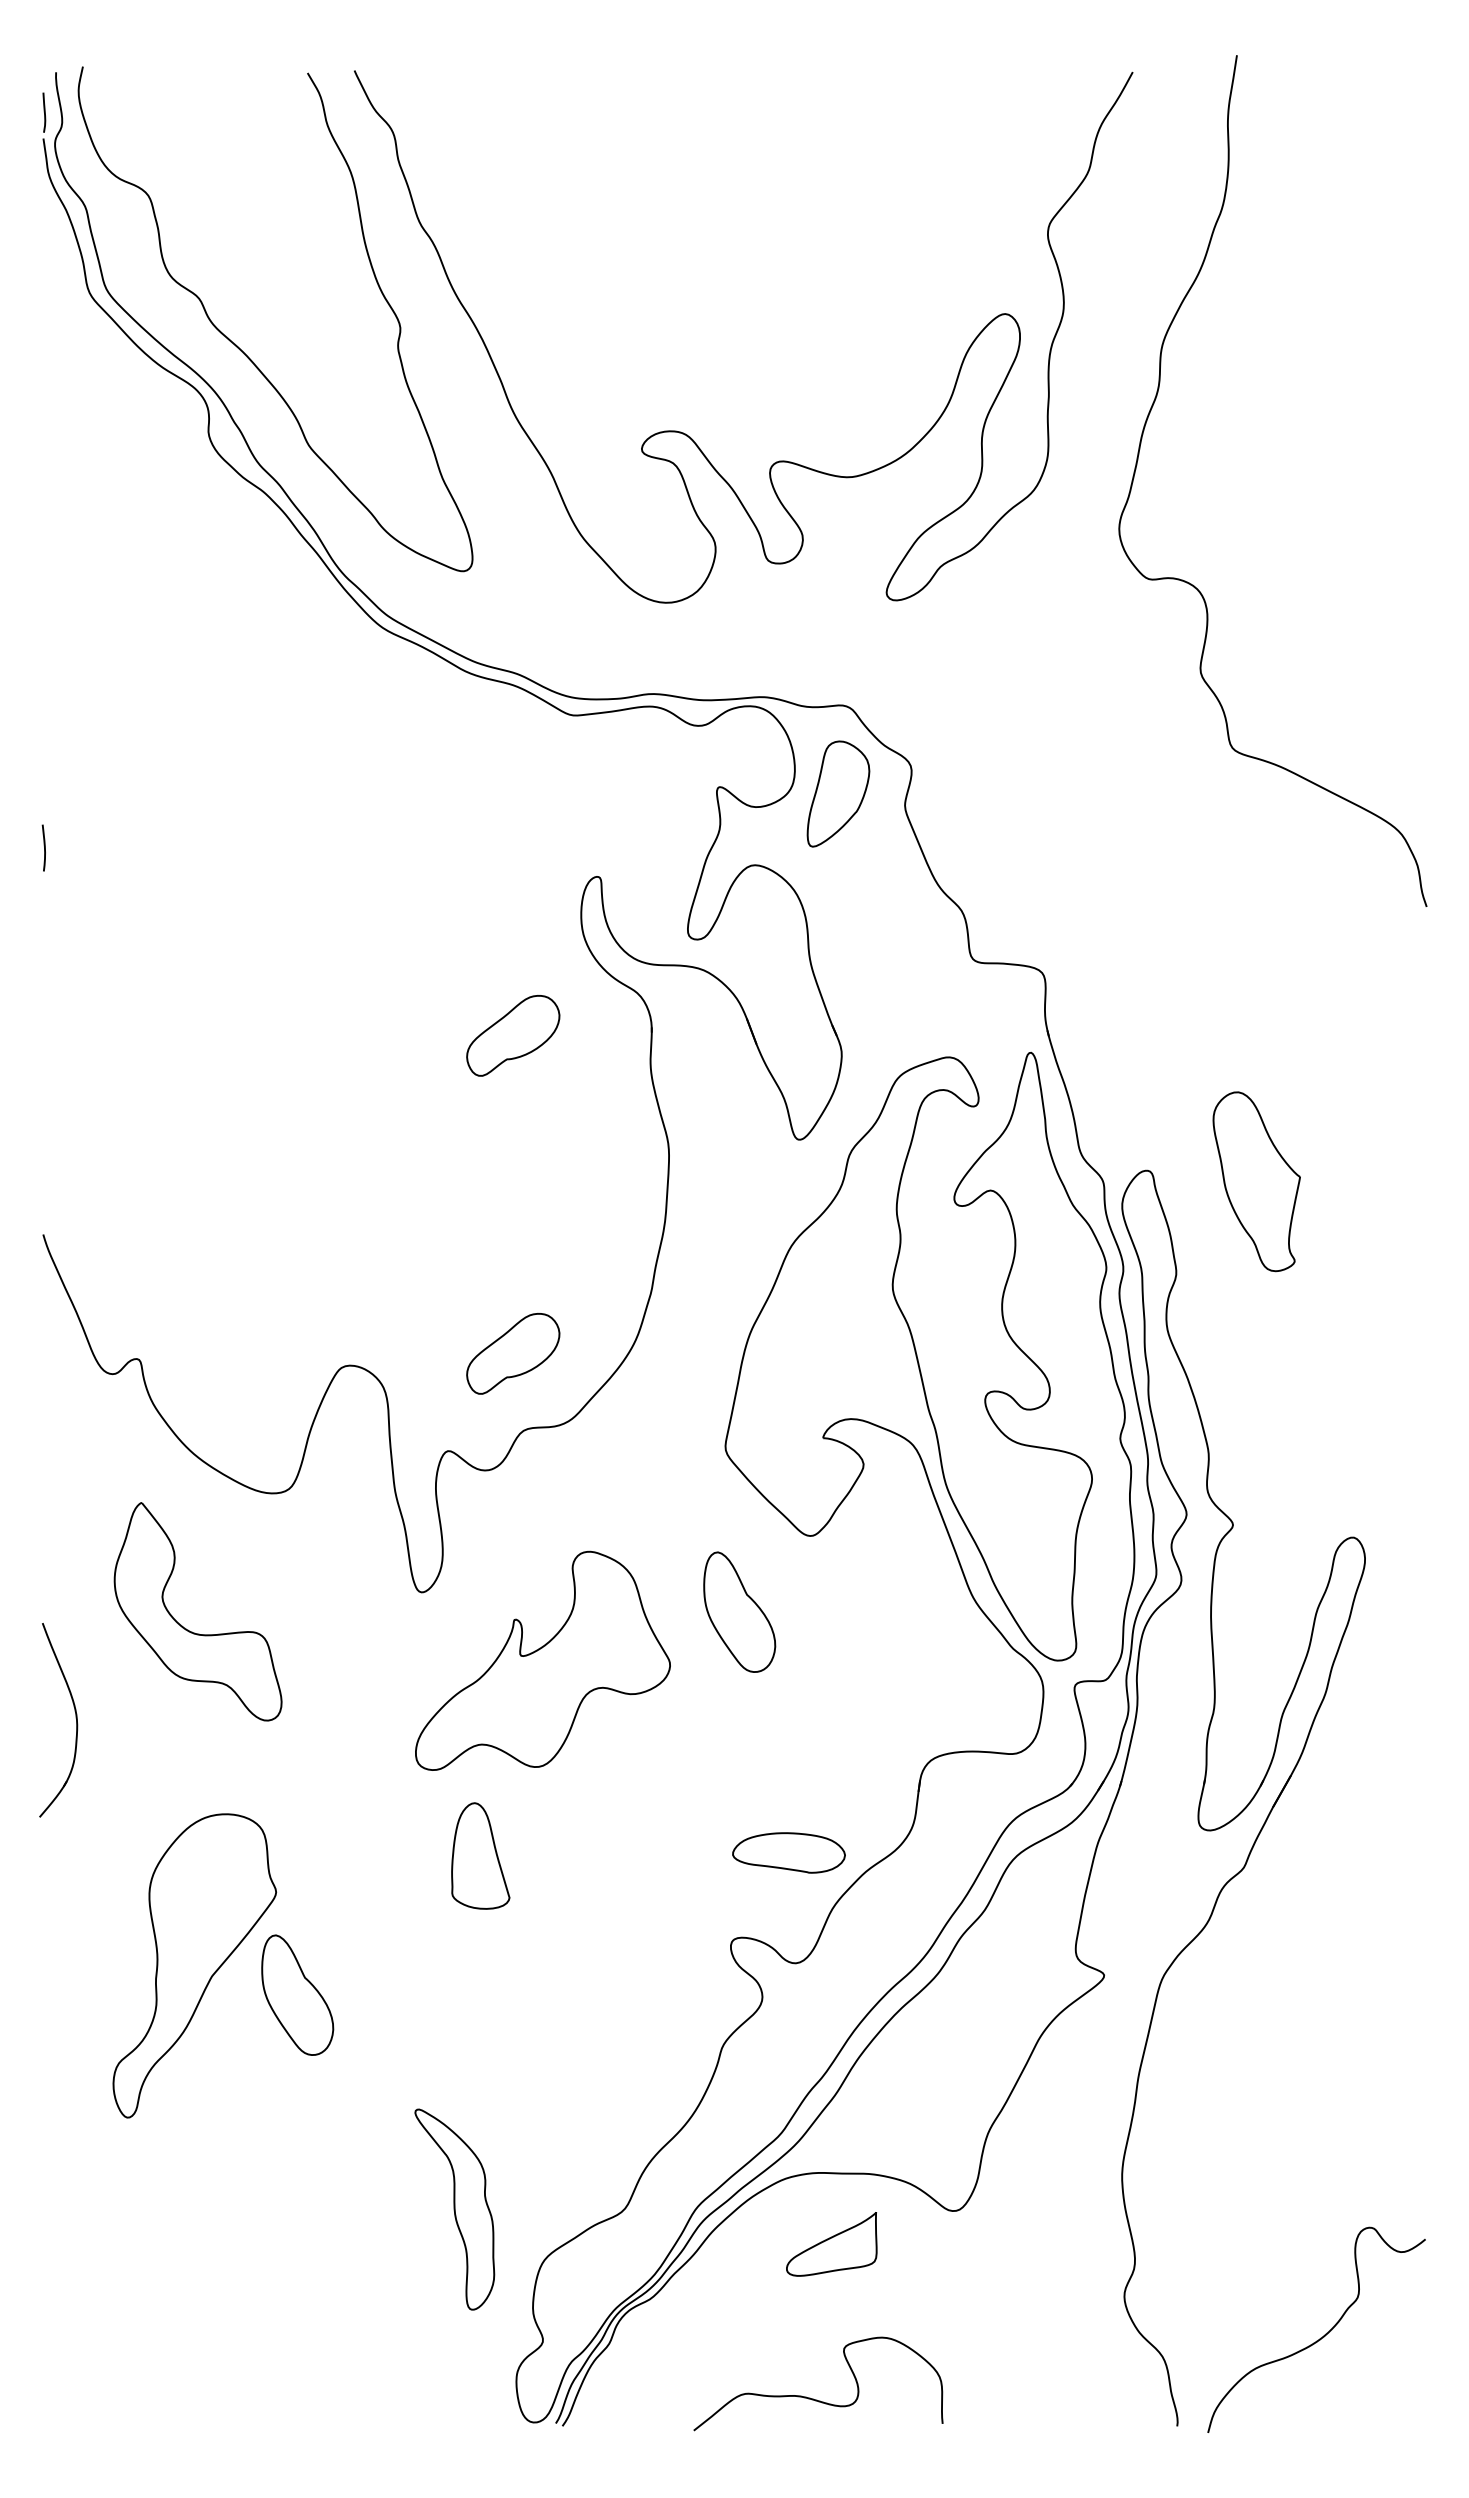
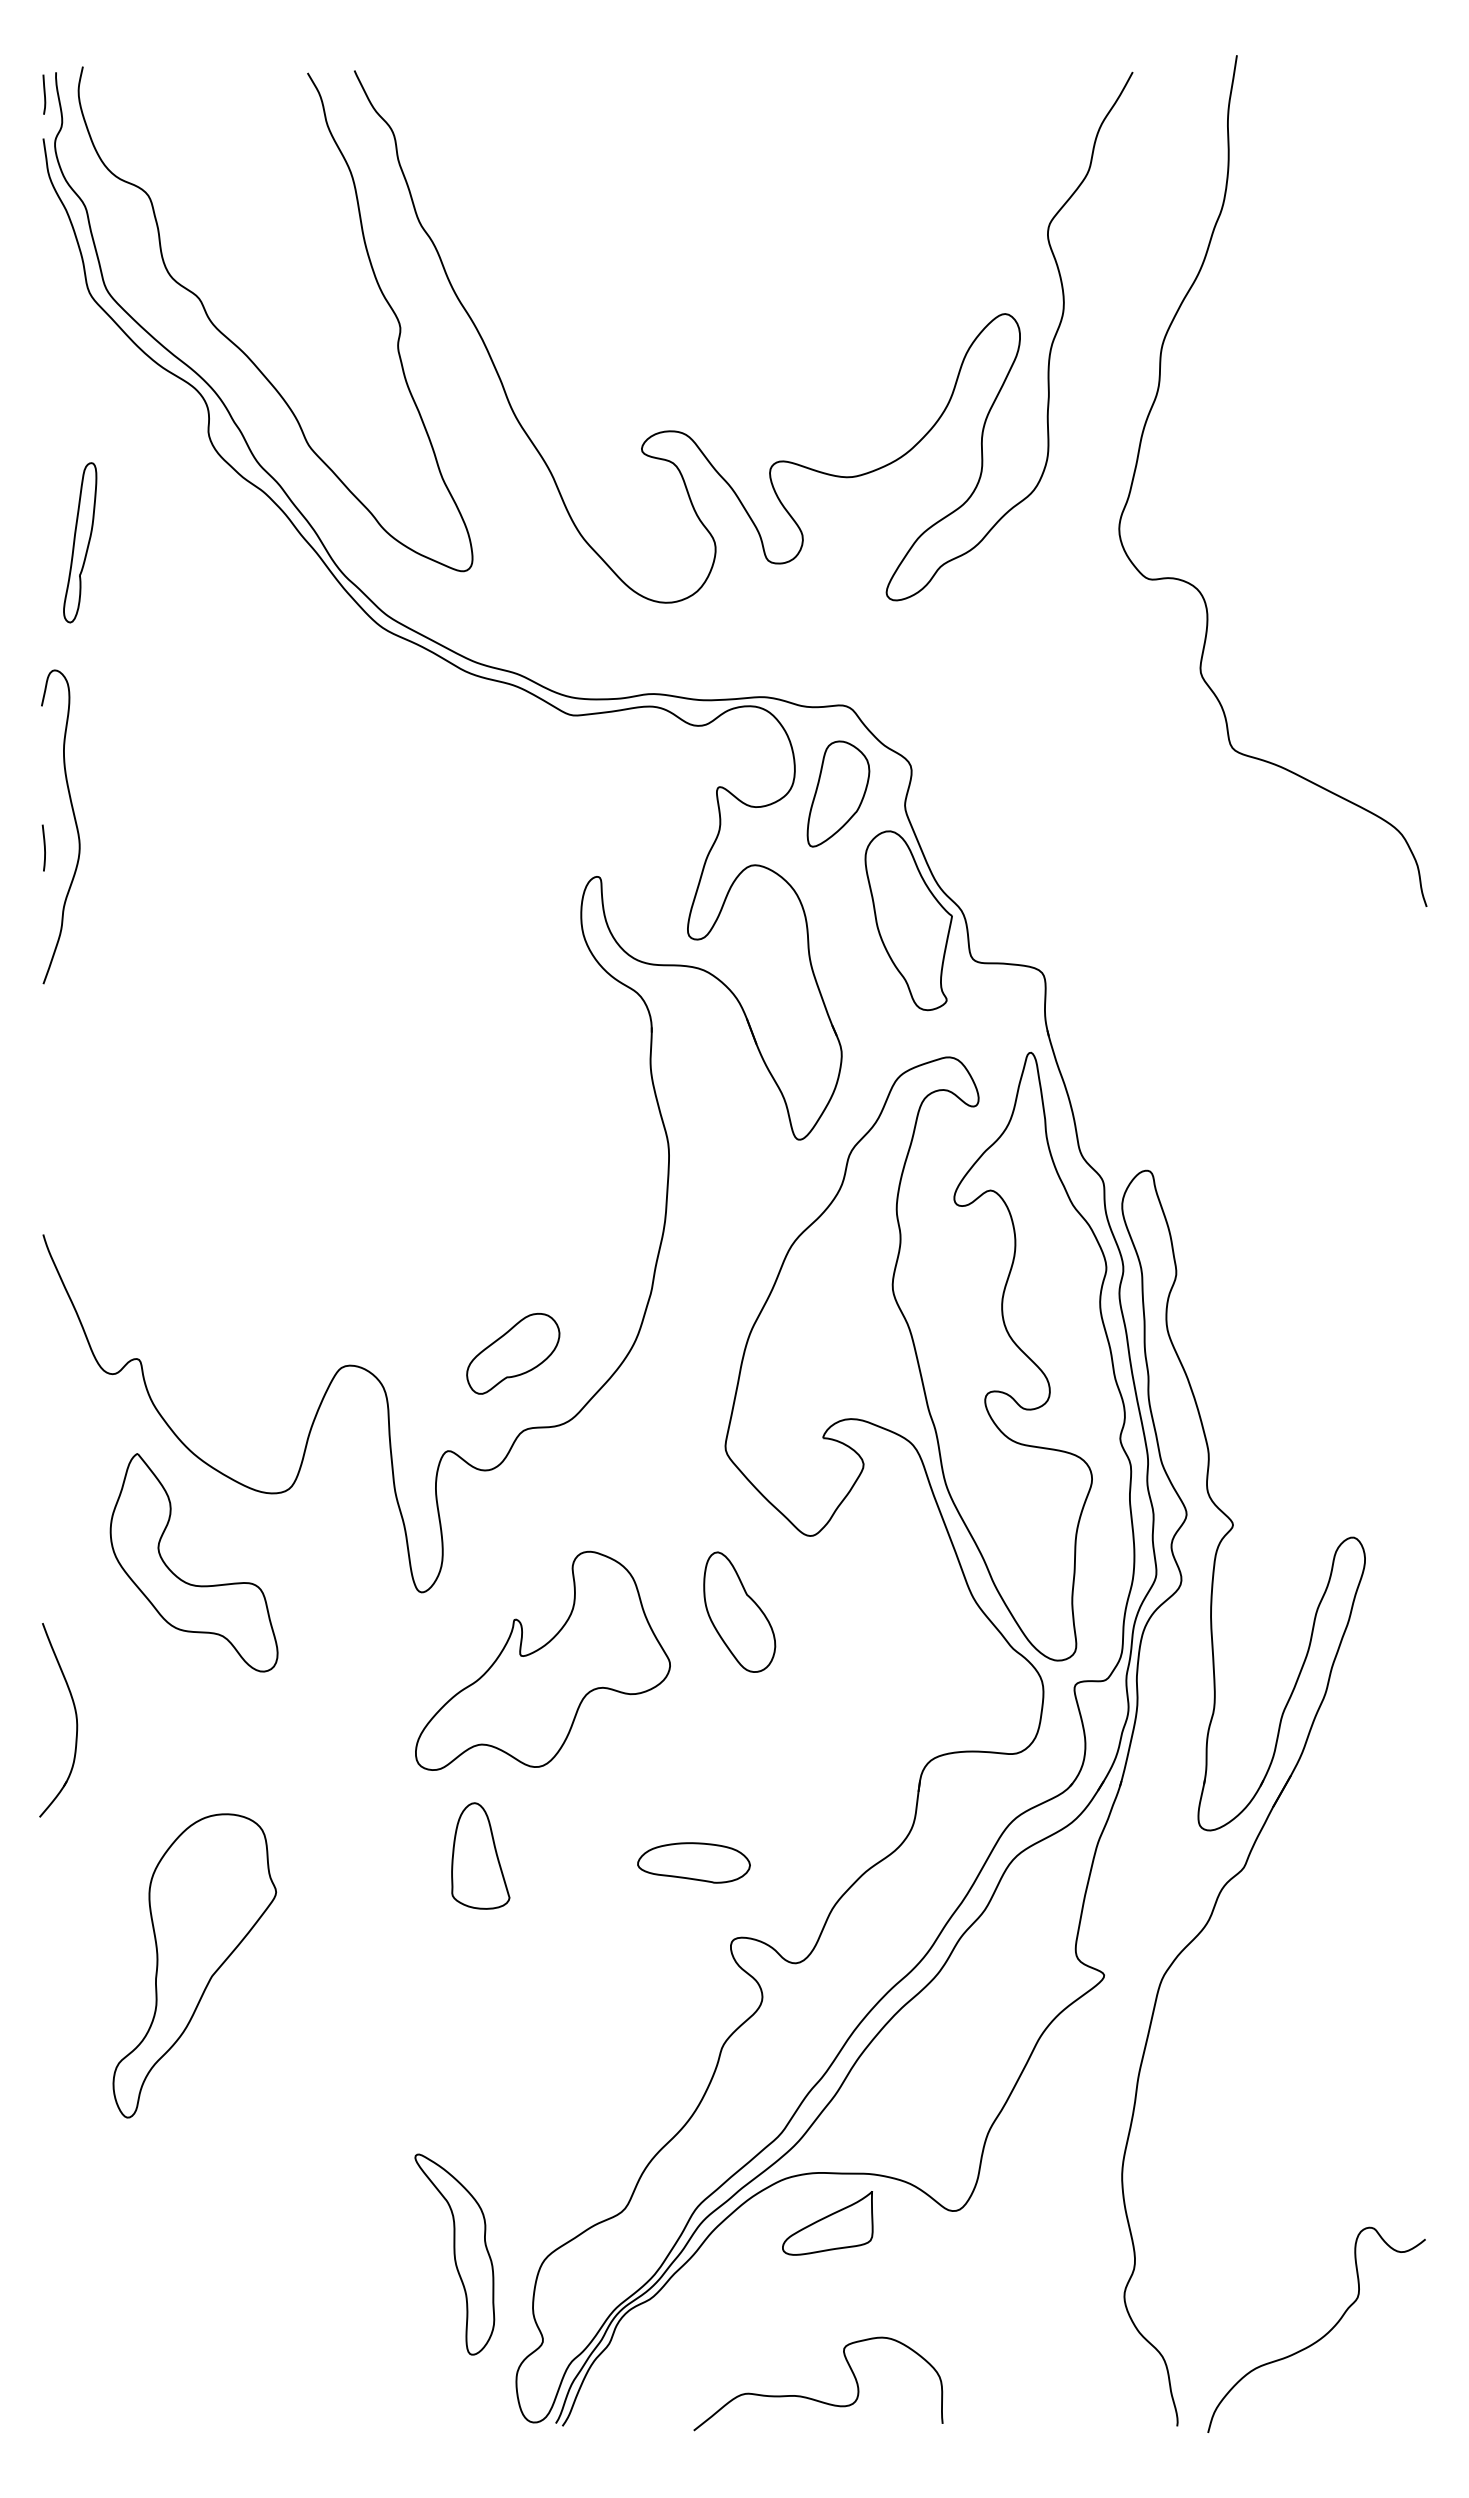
curve position: (44, 112) -> (44, 94) (44, 94)
part: none -> present (80, 542)
curve: none -> present (74, 821)
part: present -> none (513, 1035)
part position: (1256, 1181) -> (908, 920) (908, 920)
part position: (188, 1629) -> (184, 1580) (184, 1580)
part position: (788, 1852) -> (693, 1862) (693, 1862)
part: present -> none (297, 1994)
part position: (454, 2209) -> (454, 2254) (454, 2254)
part position: (831, 2244) -> (827, 2223) (827, 2223)
